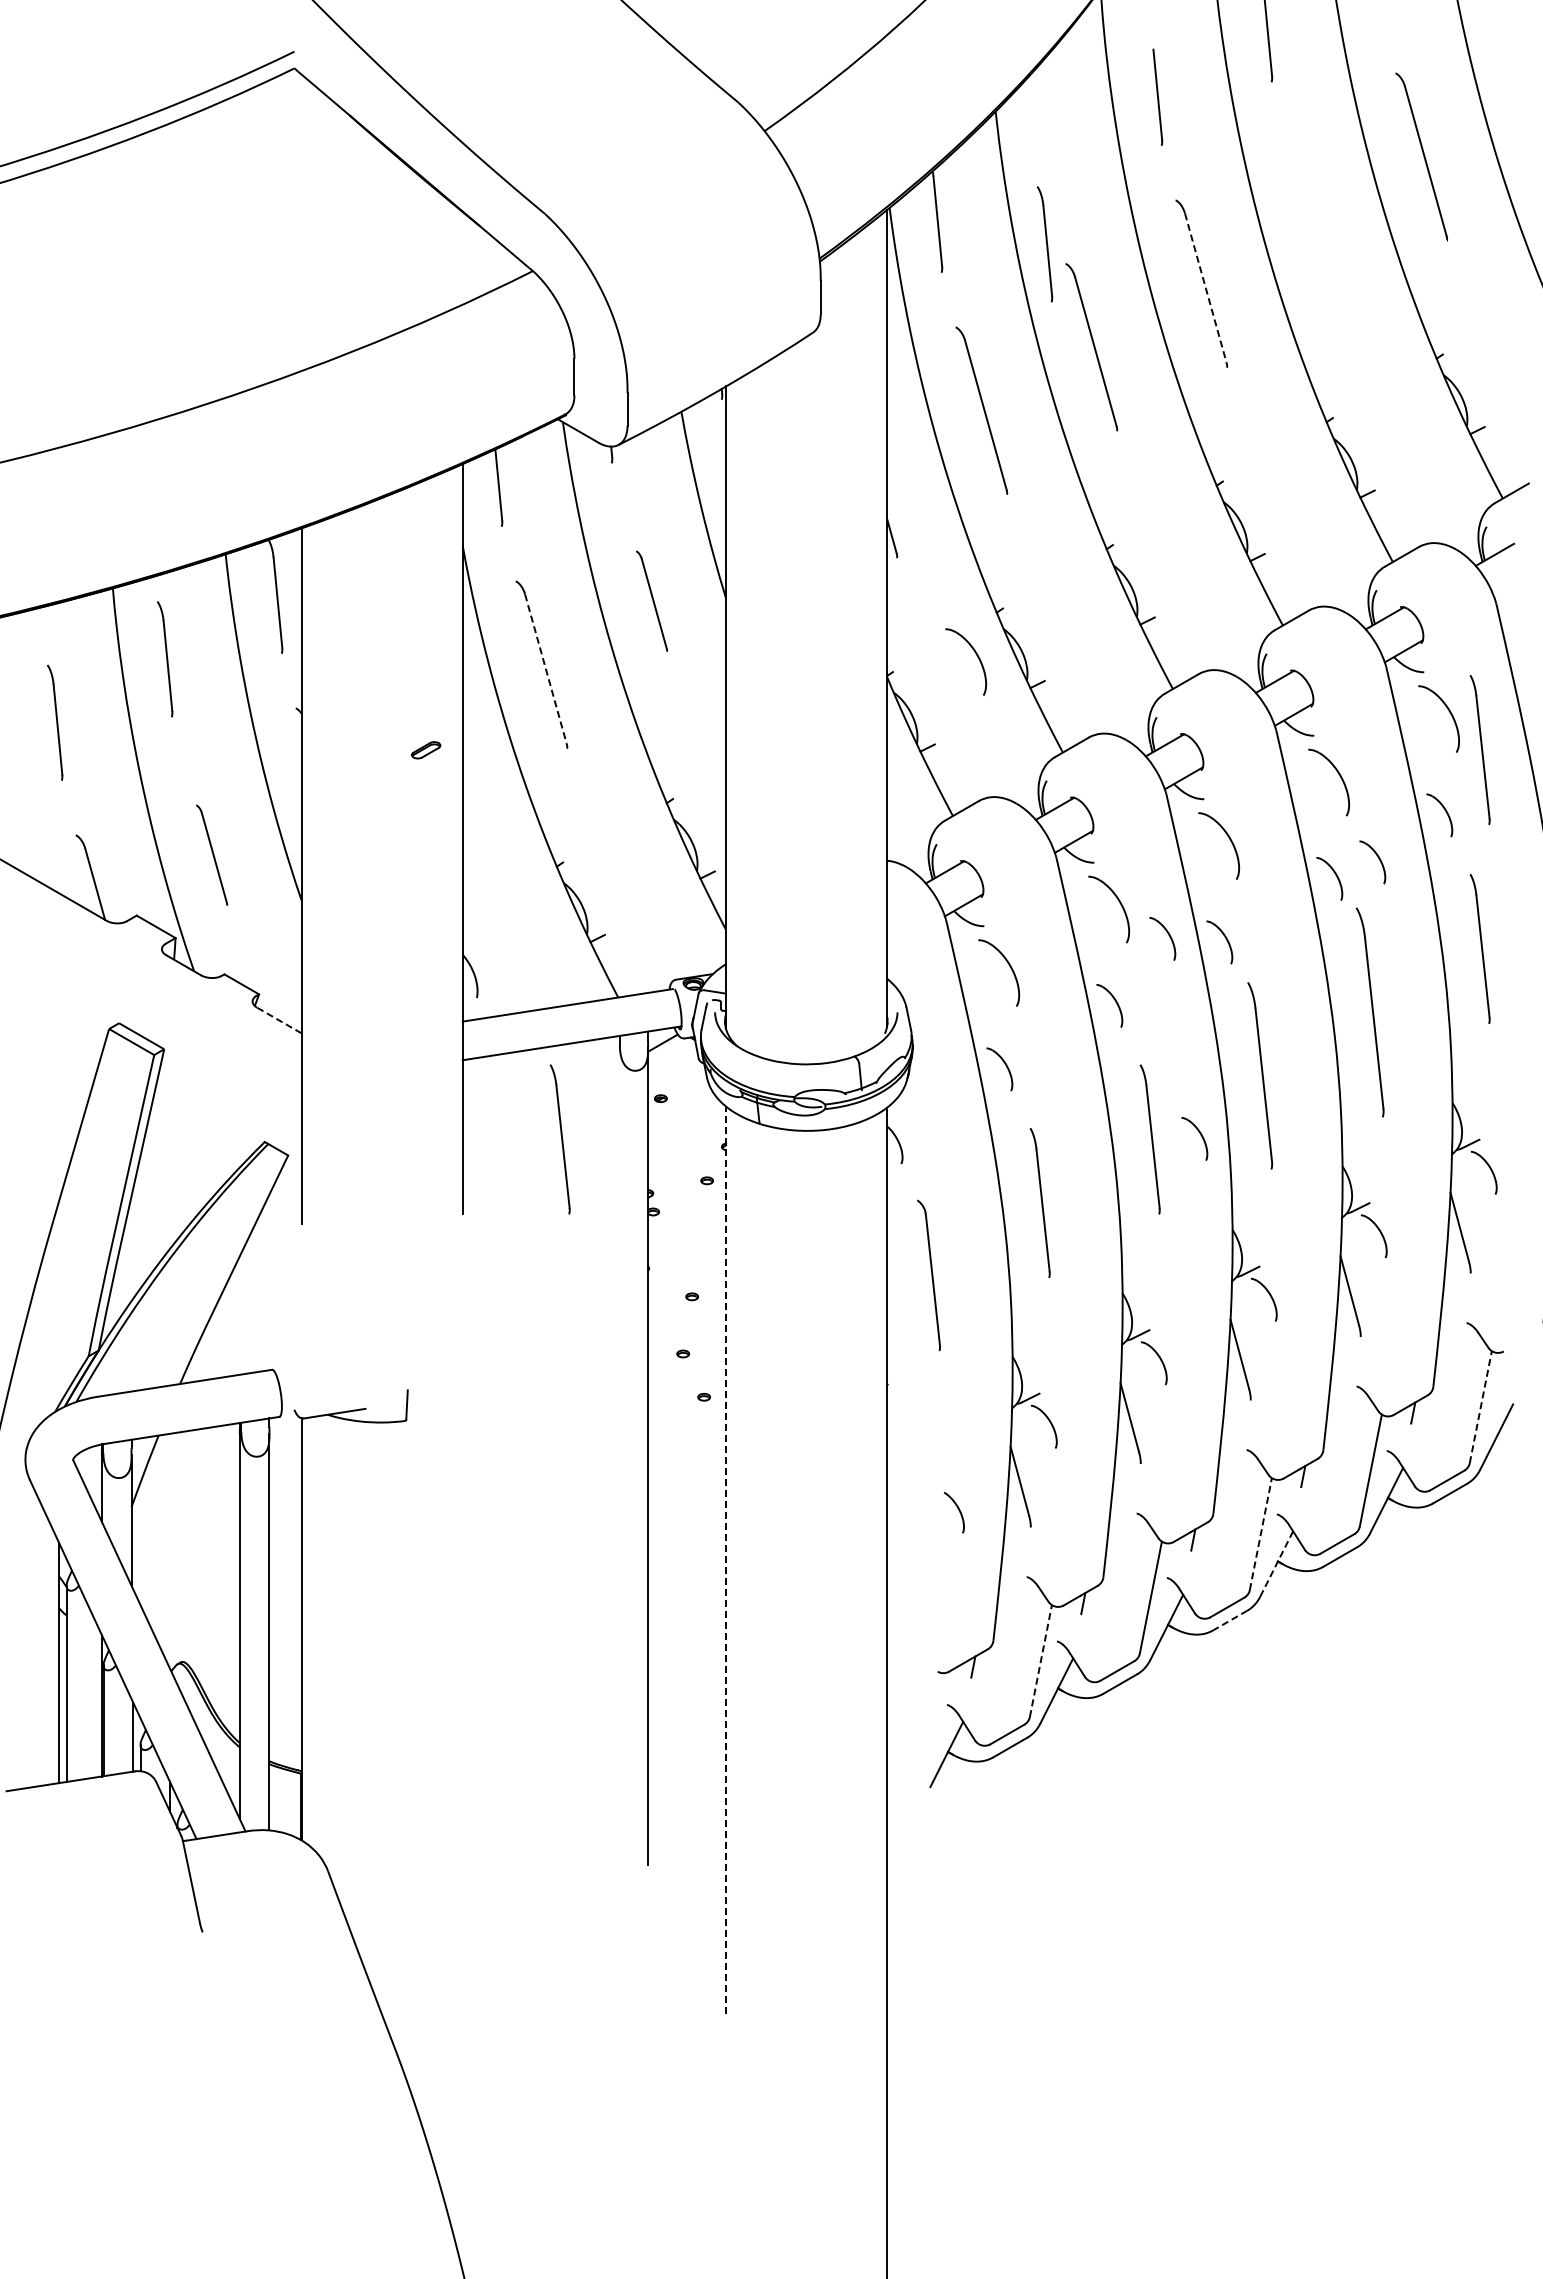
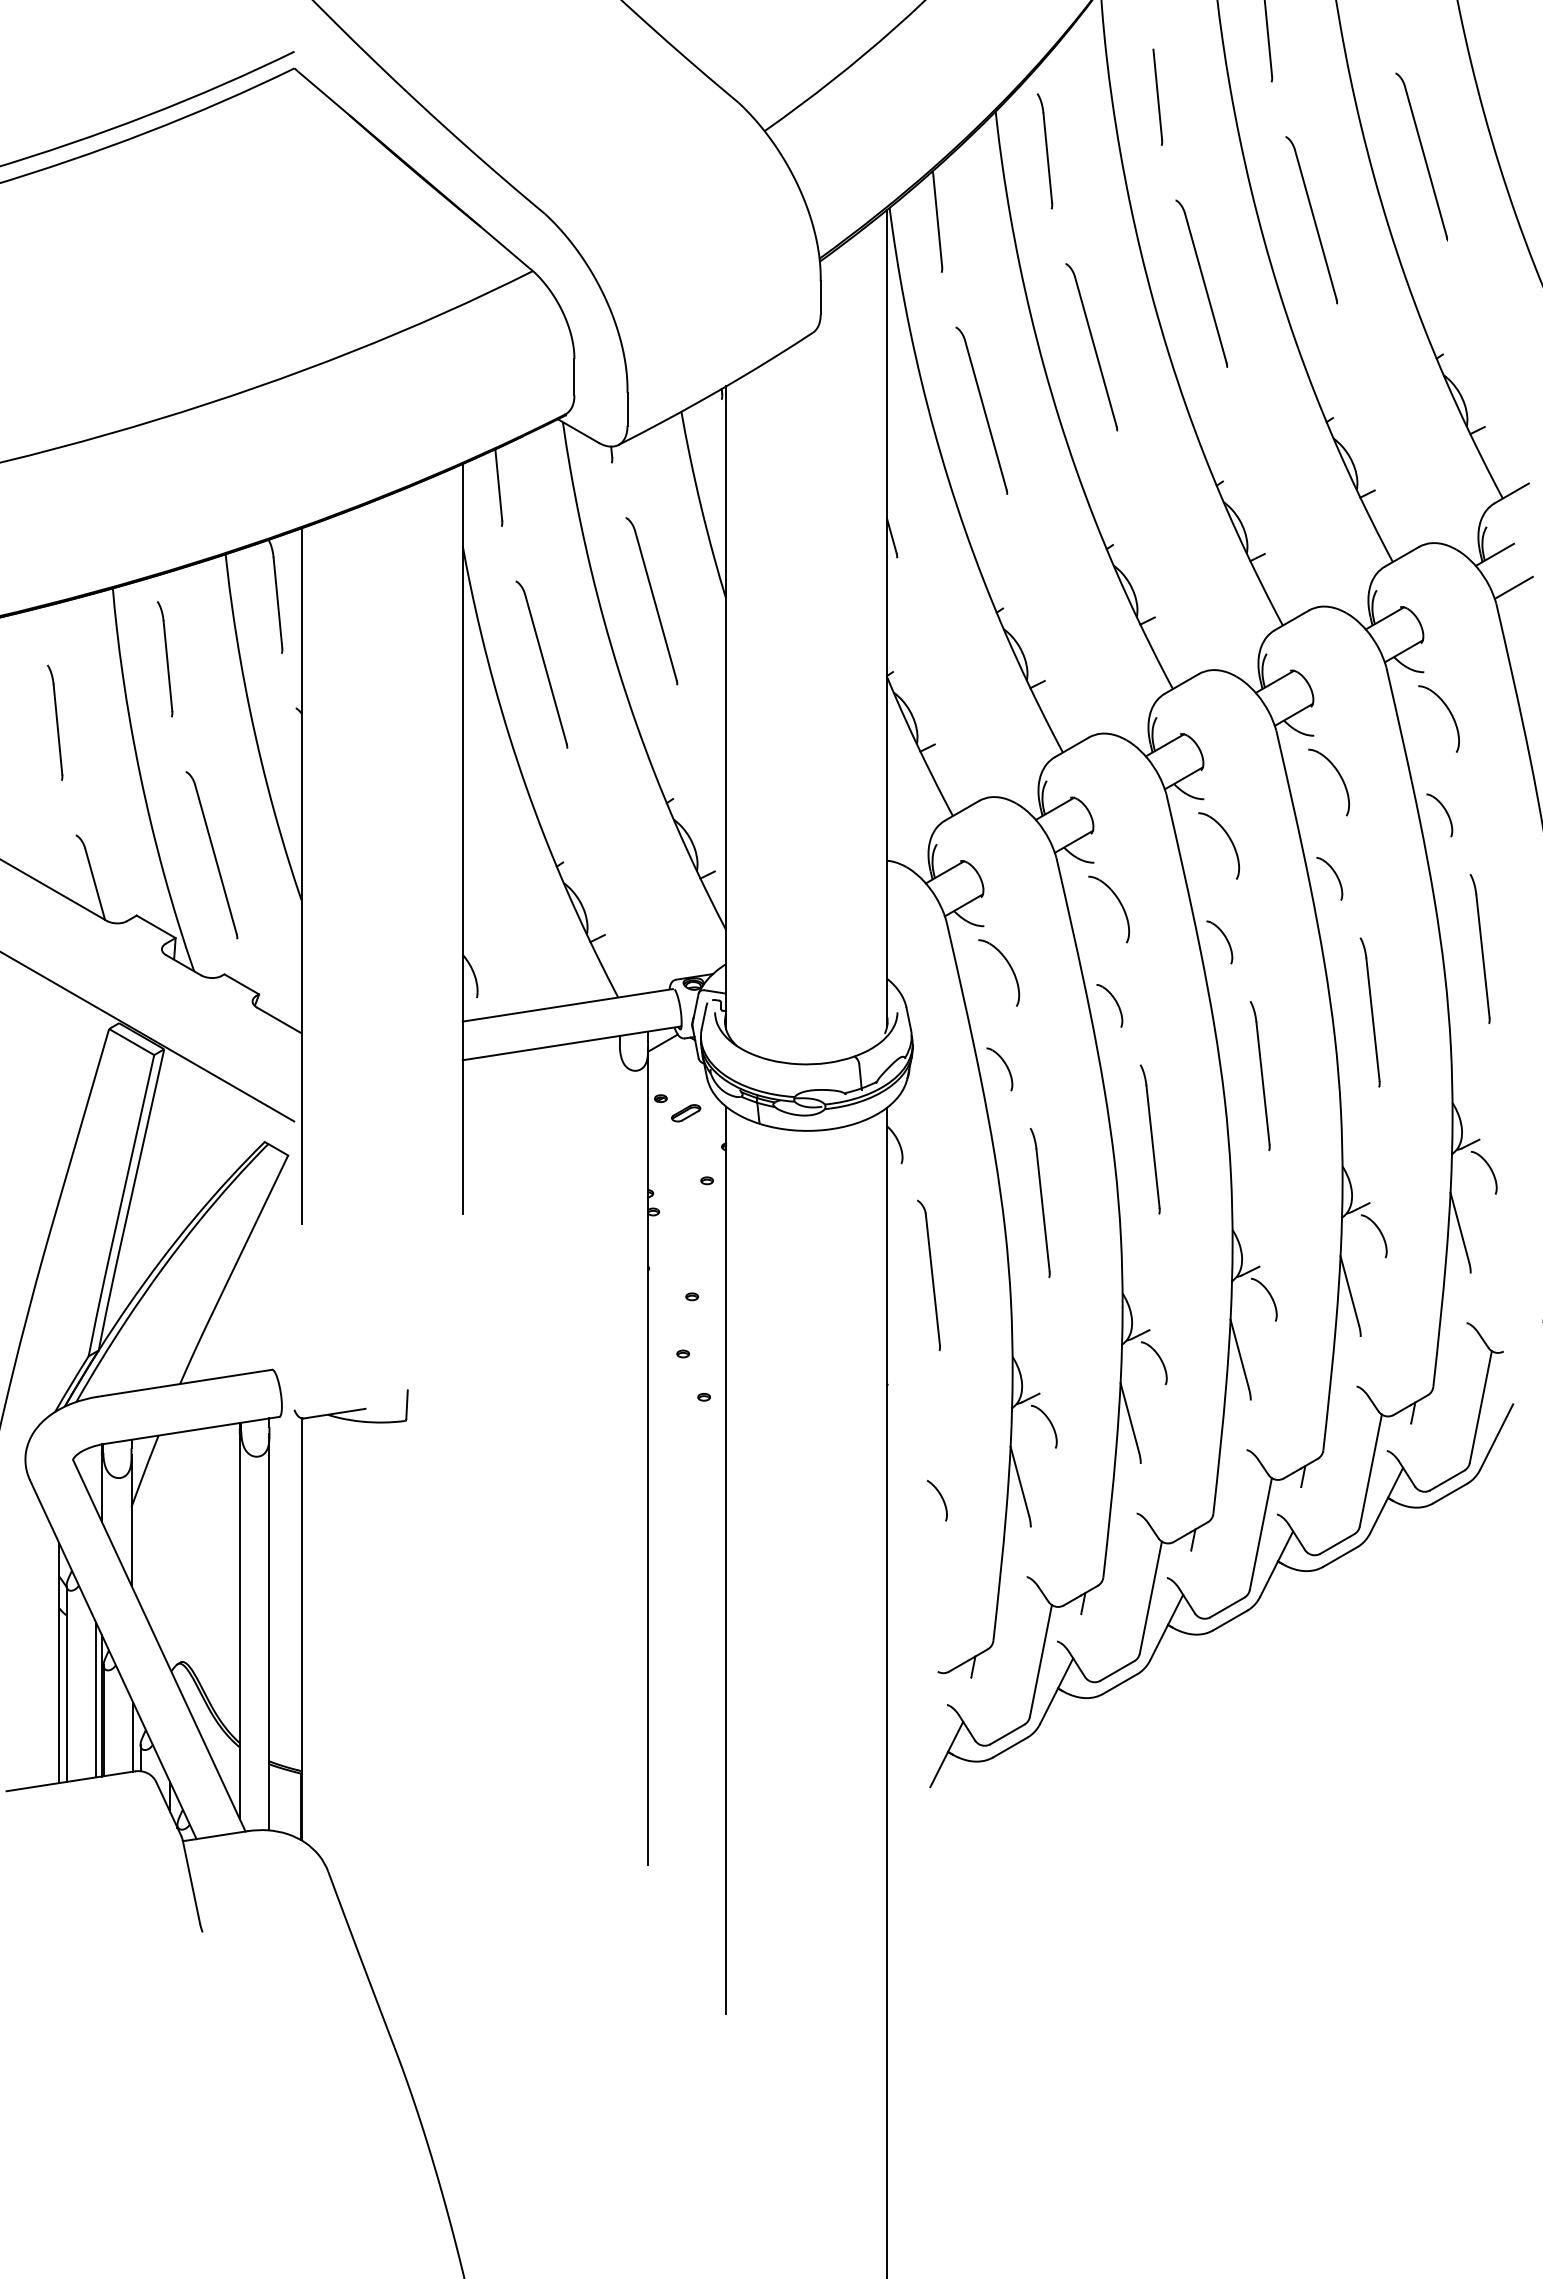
part: none -> present (1311, 220)
part position: (1044, 244) -> (1044, 151) (1044, 151)
line: dashed -> solid (1205, 288)
line: none -> present (1513, 587)
part size: 32x102 px -> 54x169 px (651, 601)
part: present -> none (976, 655)
line: dashed -> solid (546, 669)
part position: (426, 750) -> (686, 1113) (686, 1113)
part: present -> none (1479, 750)
part size: 33x102 px -> 54x169 px (211, 855)
part: present -> none (1378, 859)
part: present -> none (1168, 935)
part size: 30x211 px -> 22x151 px (1369, 1012)
line: dashed -> solid (279, 1020)
line: none -> present (148, 1036)
part size: 27x188 px -> 22x151 px (1259, 1076)
part: present -> none (1200, 1135)
part: present -> none (559, 1139)
line: dashed -> solid (1480, 1406)
curve position: (958, 1510) -> (941, 1498) (941, 1498)
line: dashed -> solid (1260, 1533)
line: dashed -> solid (726, 1560)
line: dashed -> solid (1276, 1563)
line: dashed -> solid (1230, 1620)
line: dashed -> solid (1041, 1660)
line: none -> present (96, 1699)
